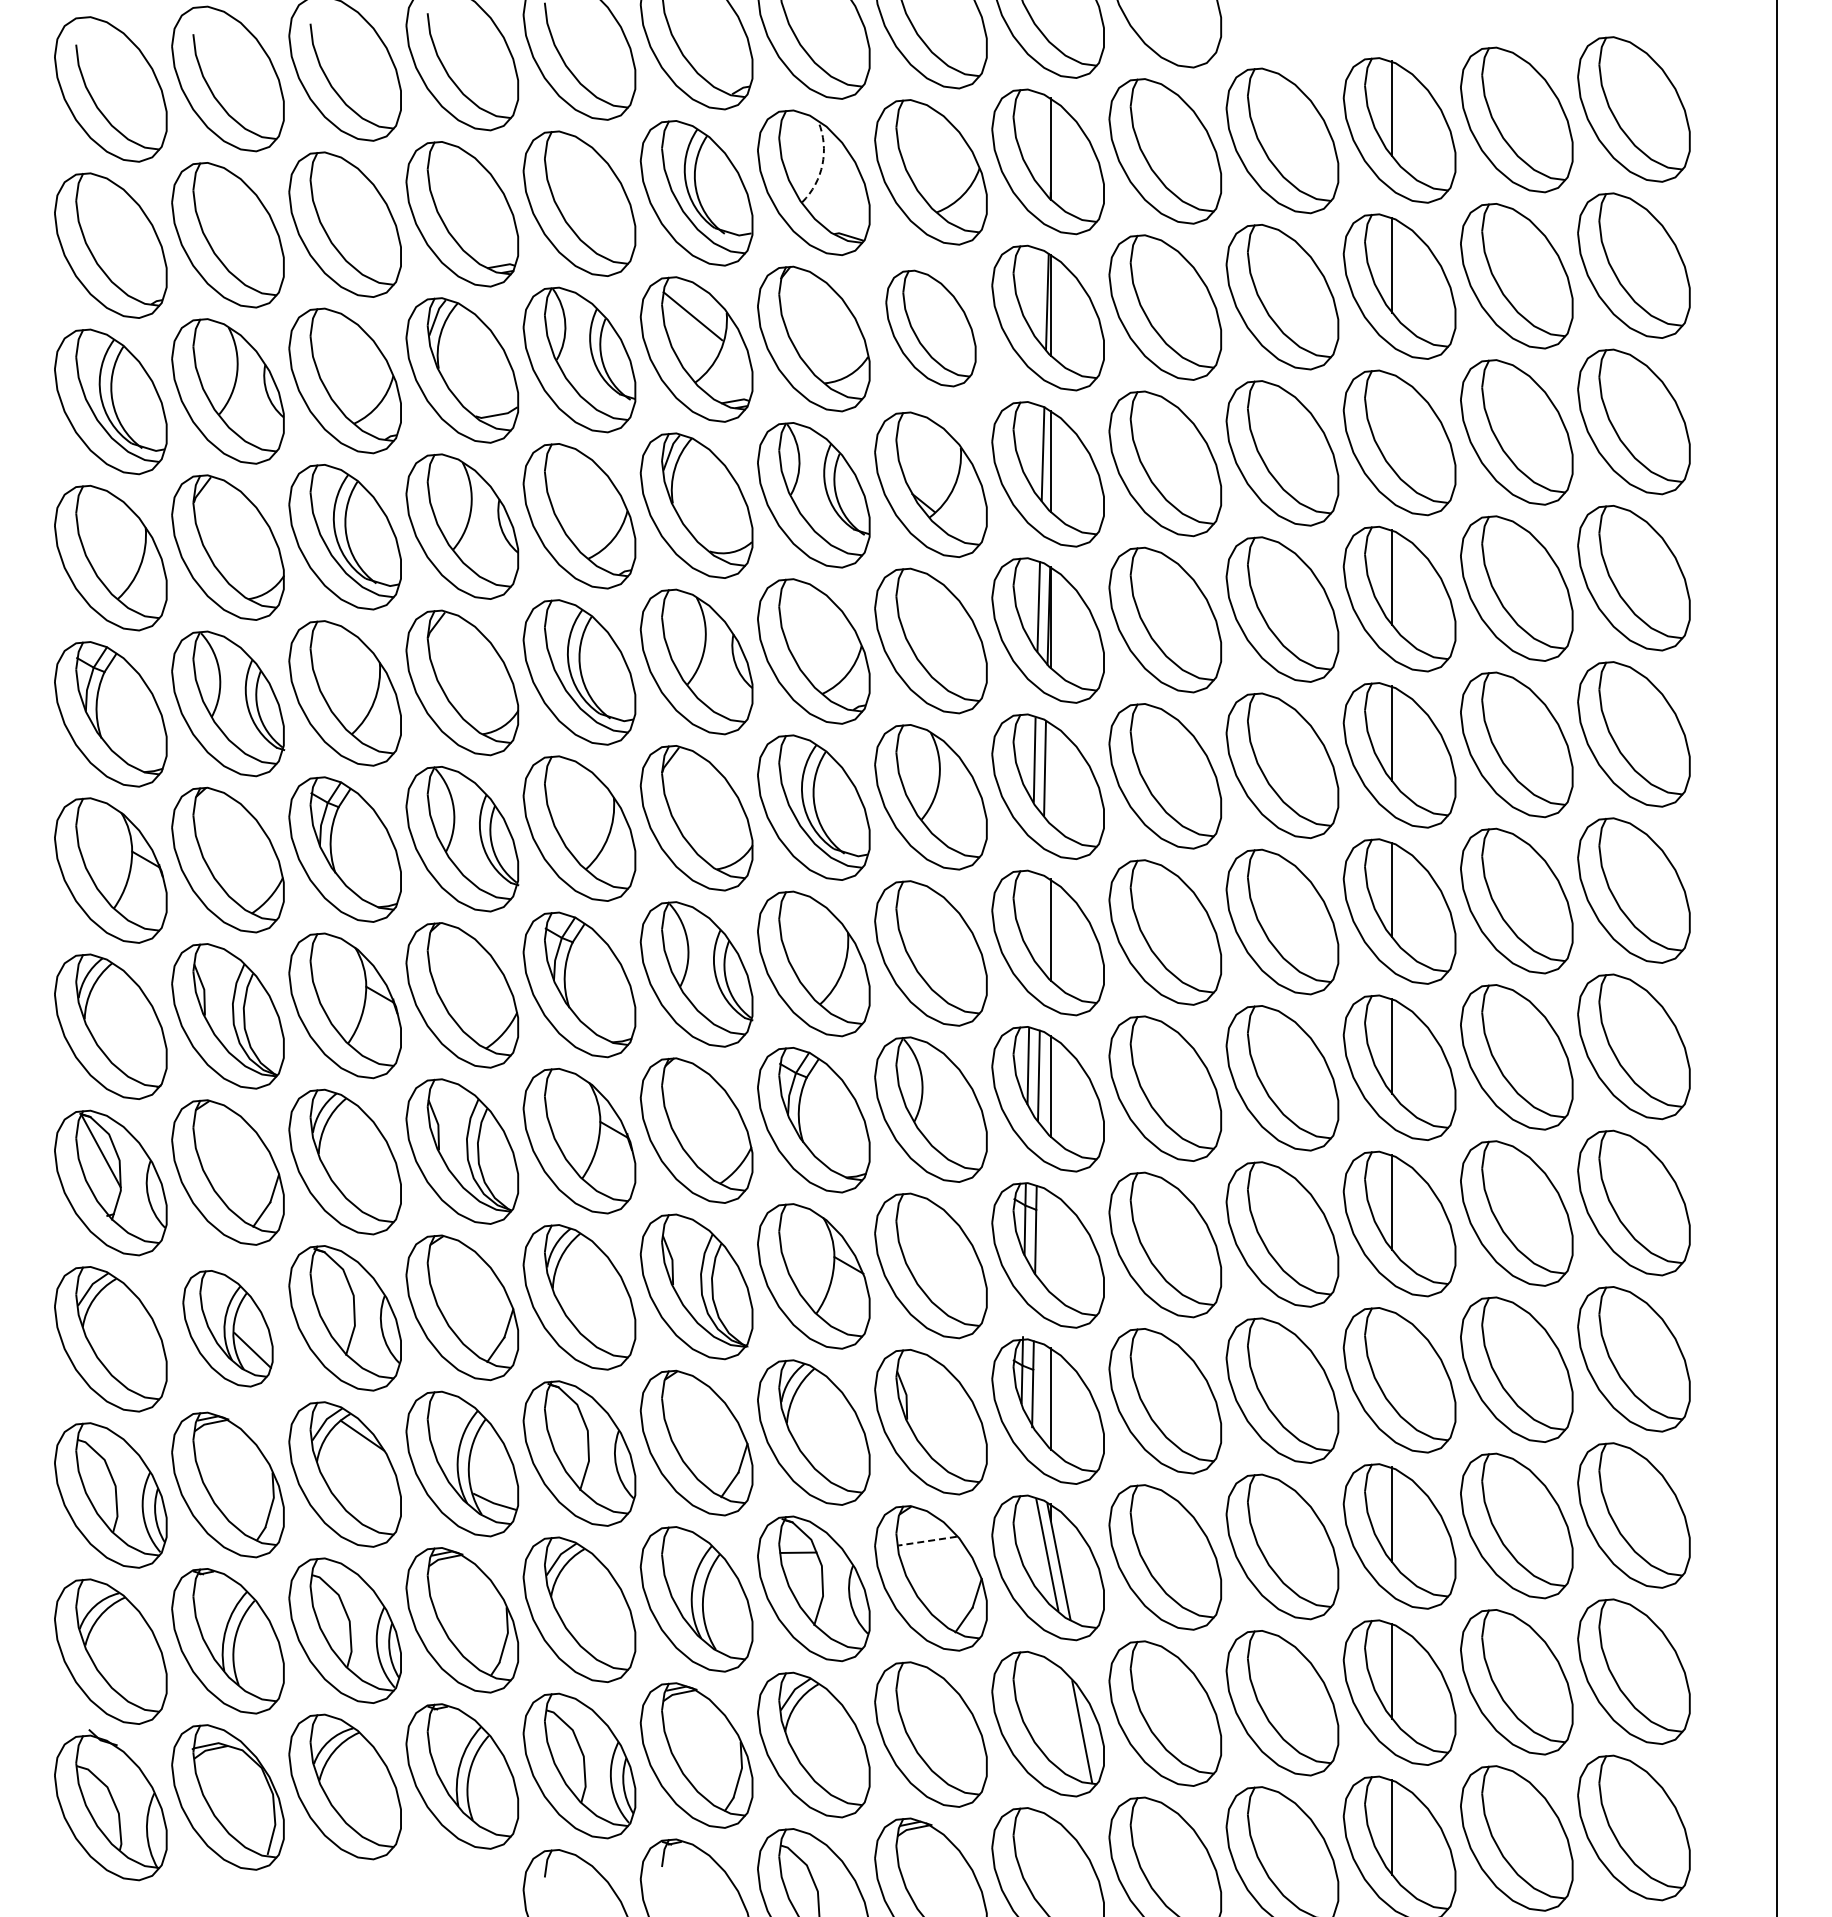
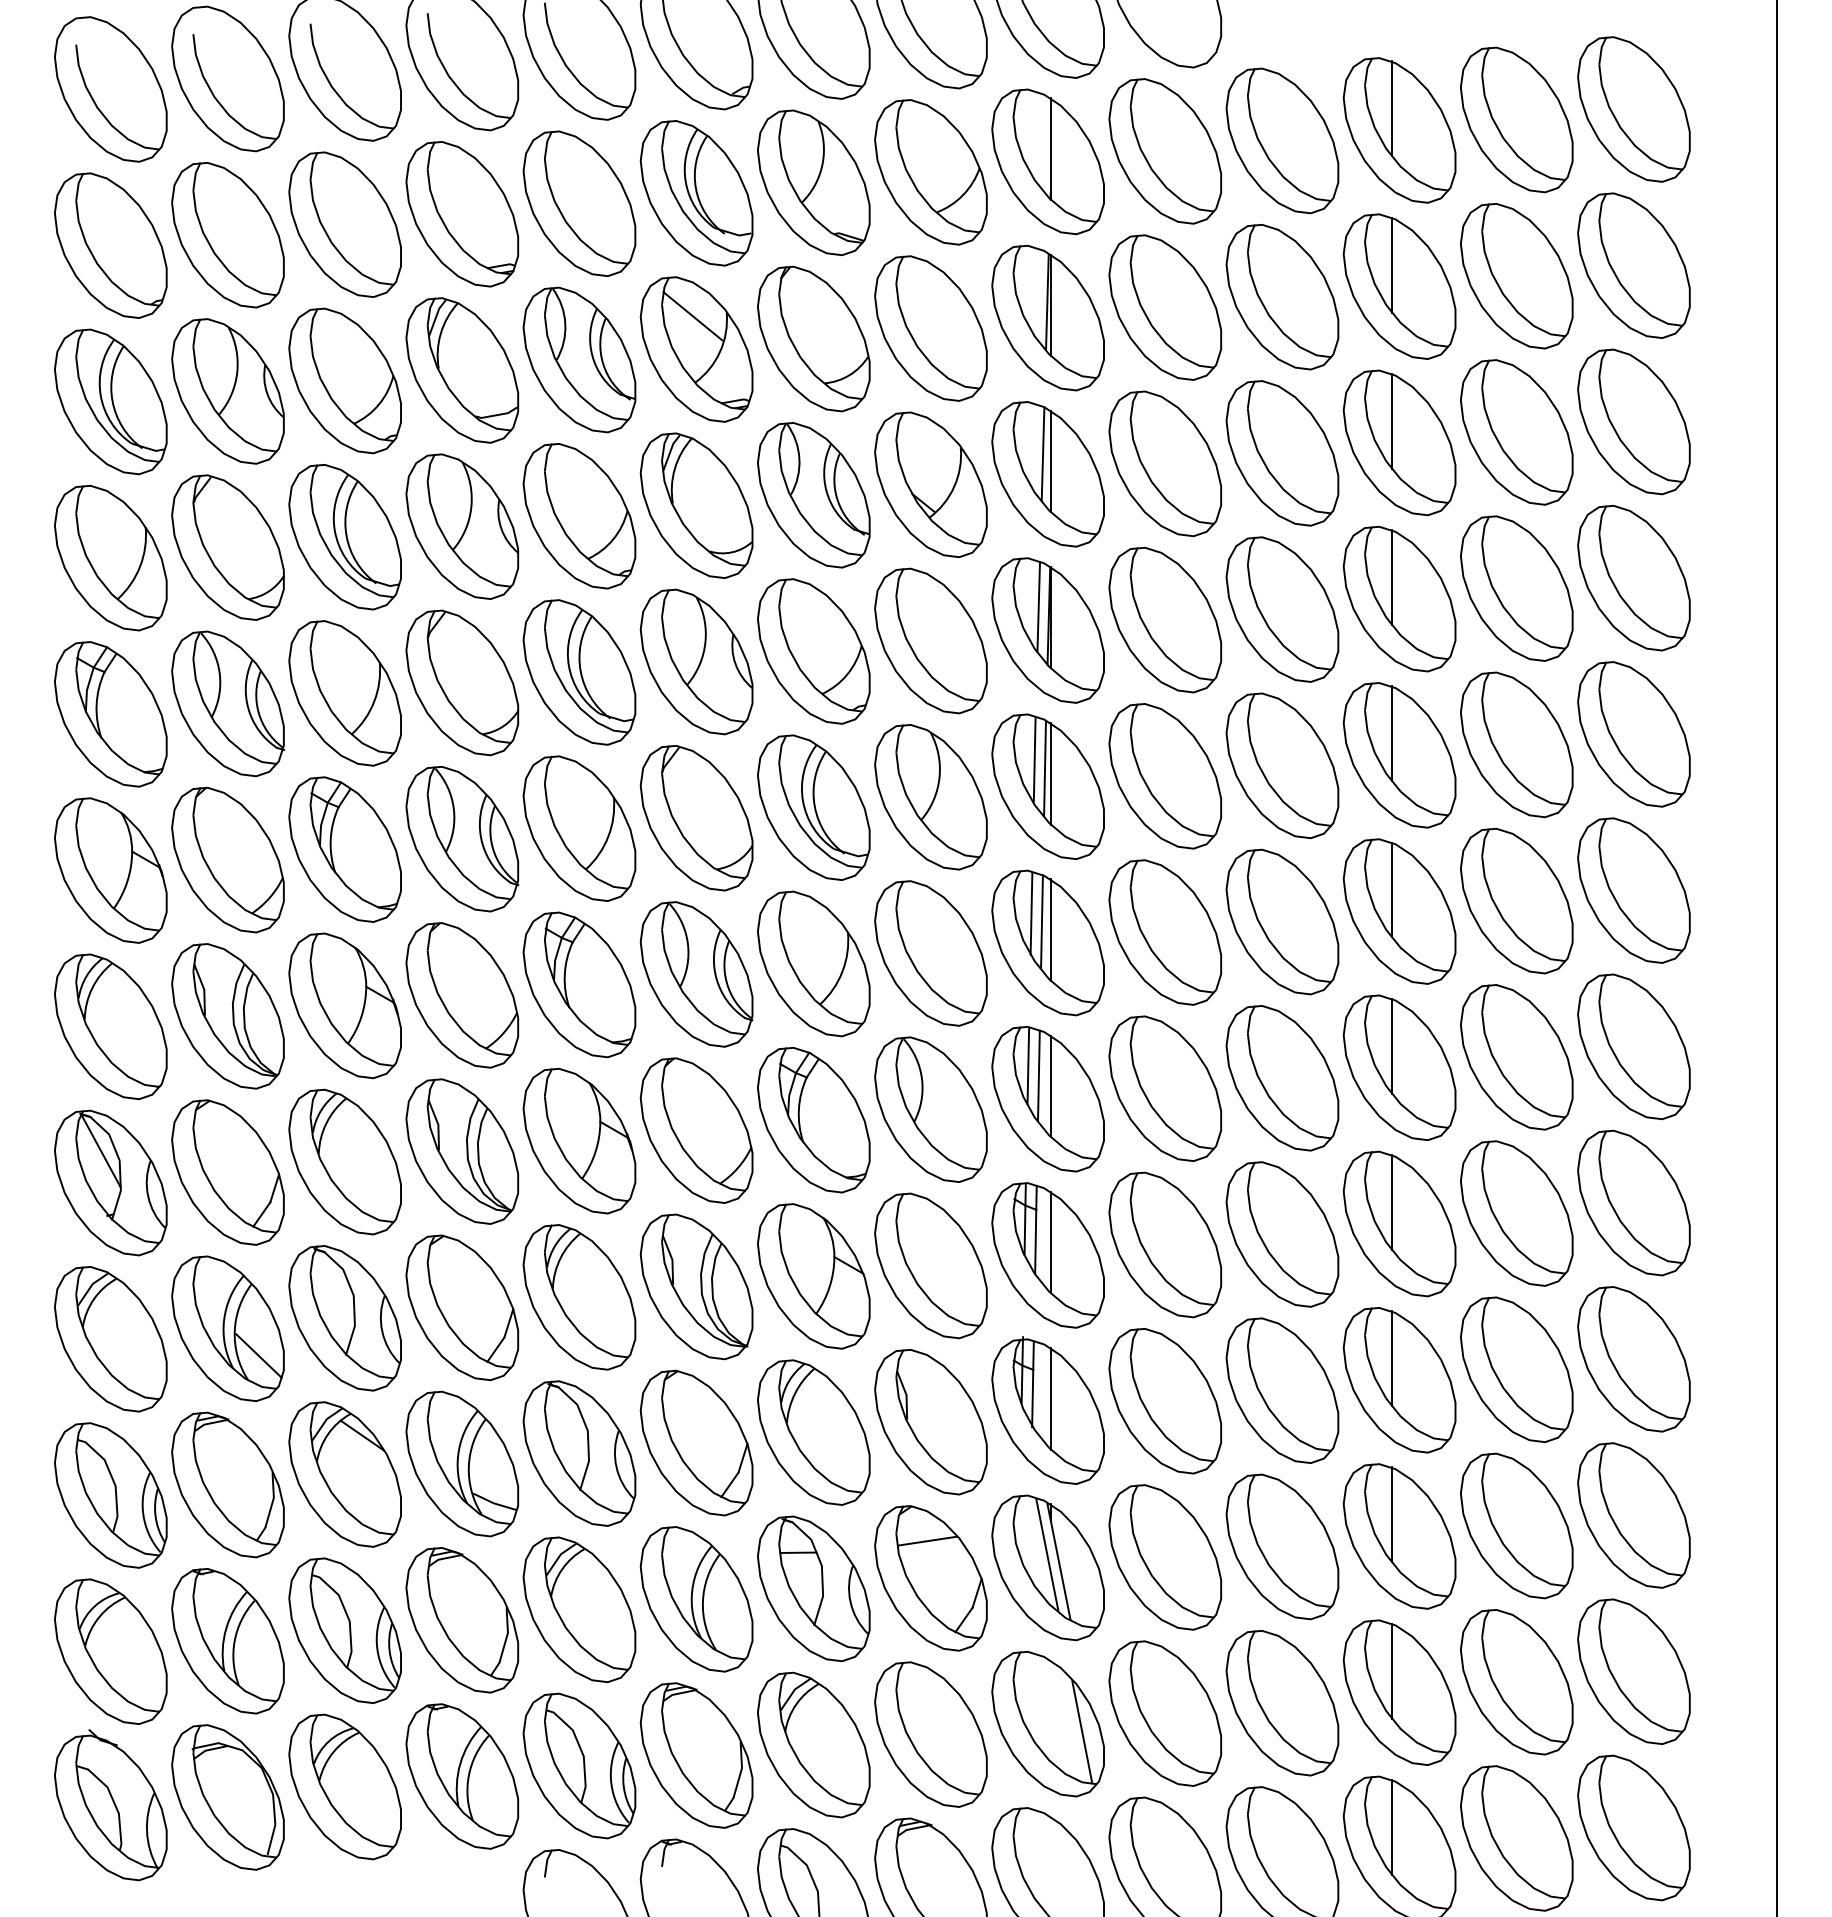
arc: dashed -> solid (822, 164)
part size: 92x119 px -> 114x147 px (930, 328)
line: none -> present (1391, 420)
line: none -> present (1050, 773)
line: none -> present (1031, 913)
line: none -> present (1041, 921)
line: none -> present (1050, 1242)
part size: 92x118 px -> 114x147 px (227, 1328)
line: none -> present (1391, 1358)
line: dashed -> solid (927, 1541)
